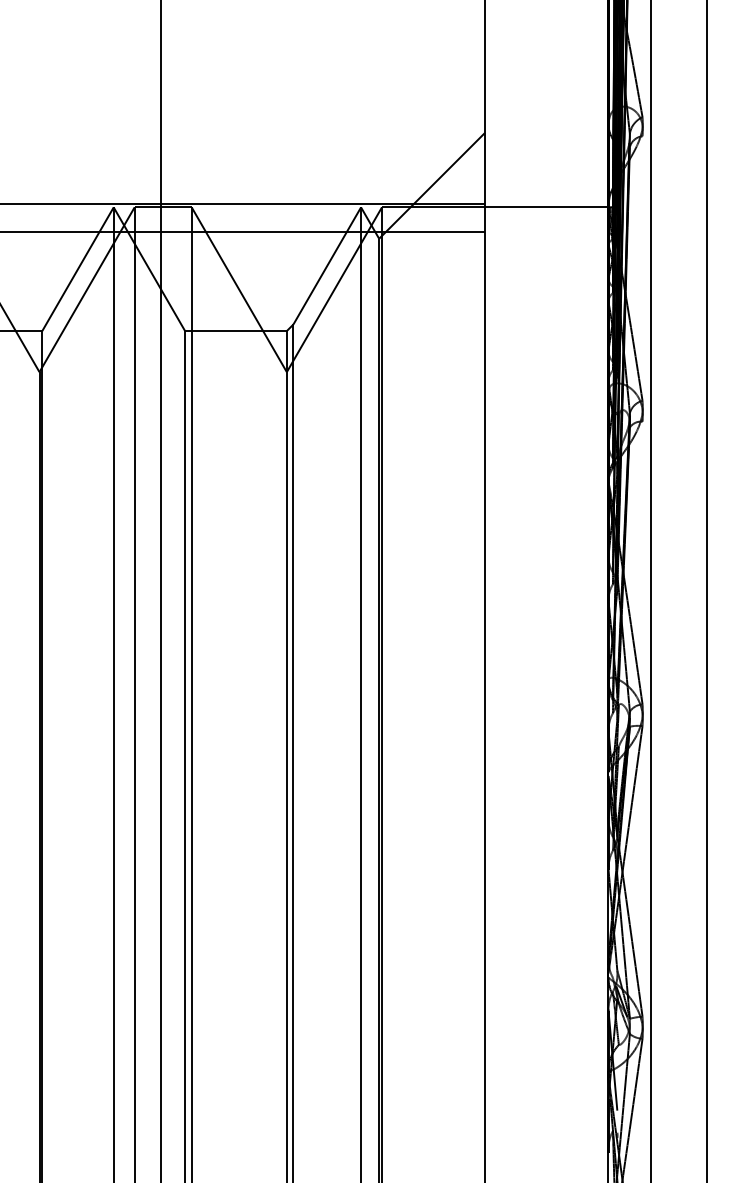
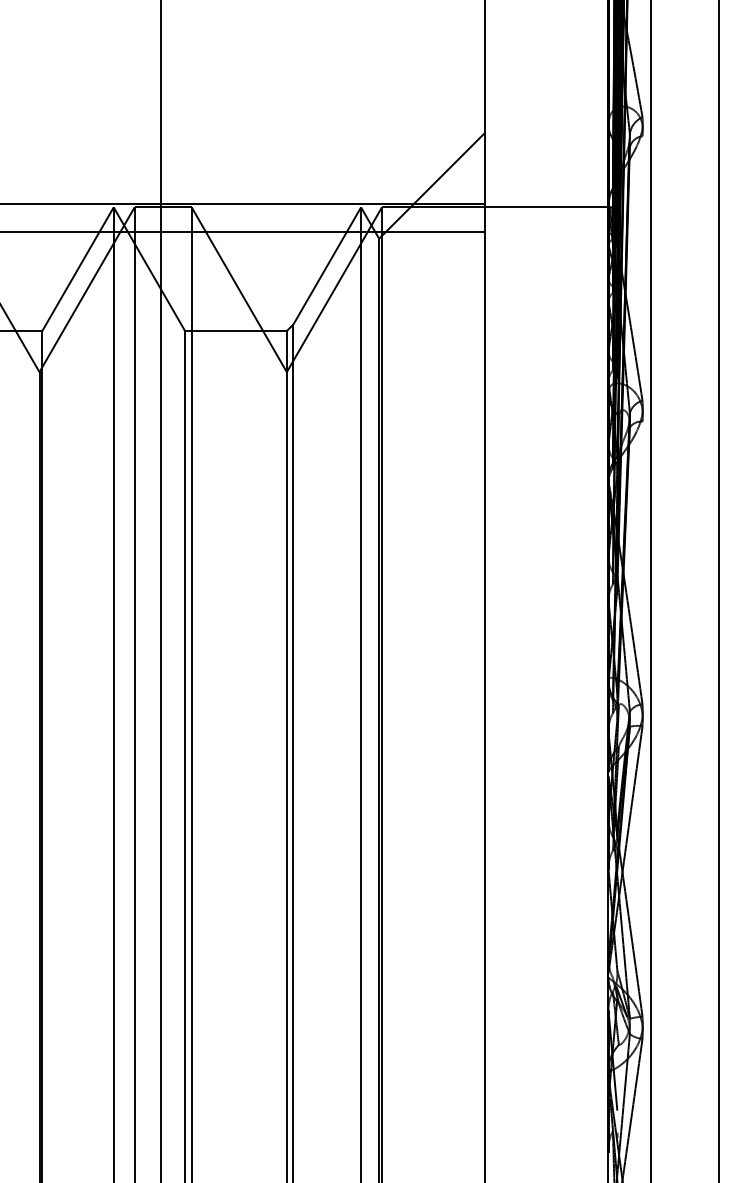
line position: (707, 590) -> (719, 590) (719, 590)
